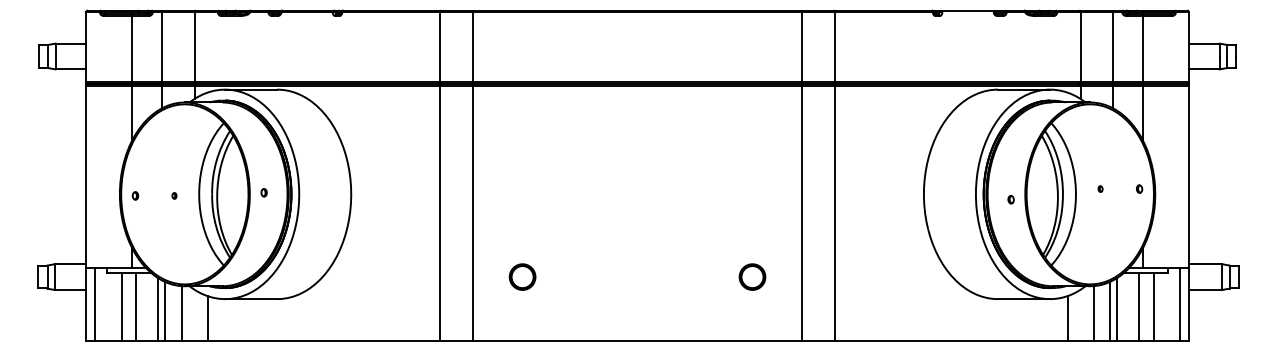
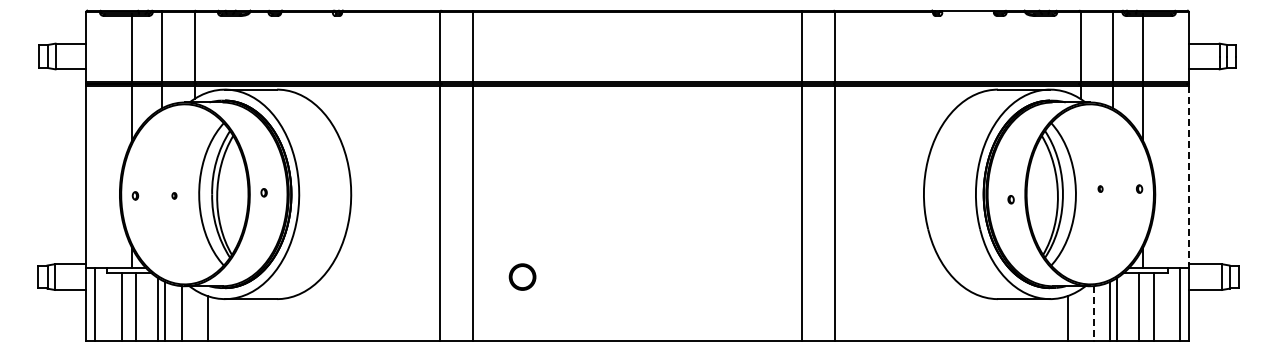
line: solid -> dashed (1189, 176)
part: present -> none (752, 276)
line: solid -> dashed (1093, 313)
